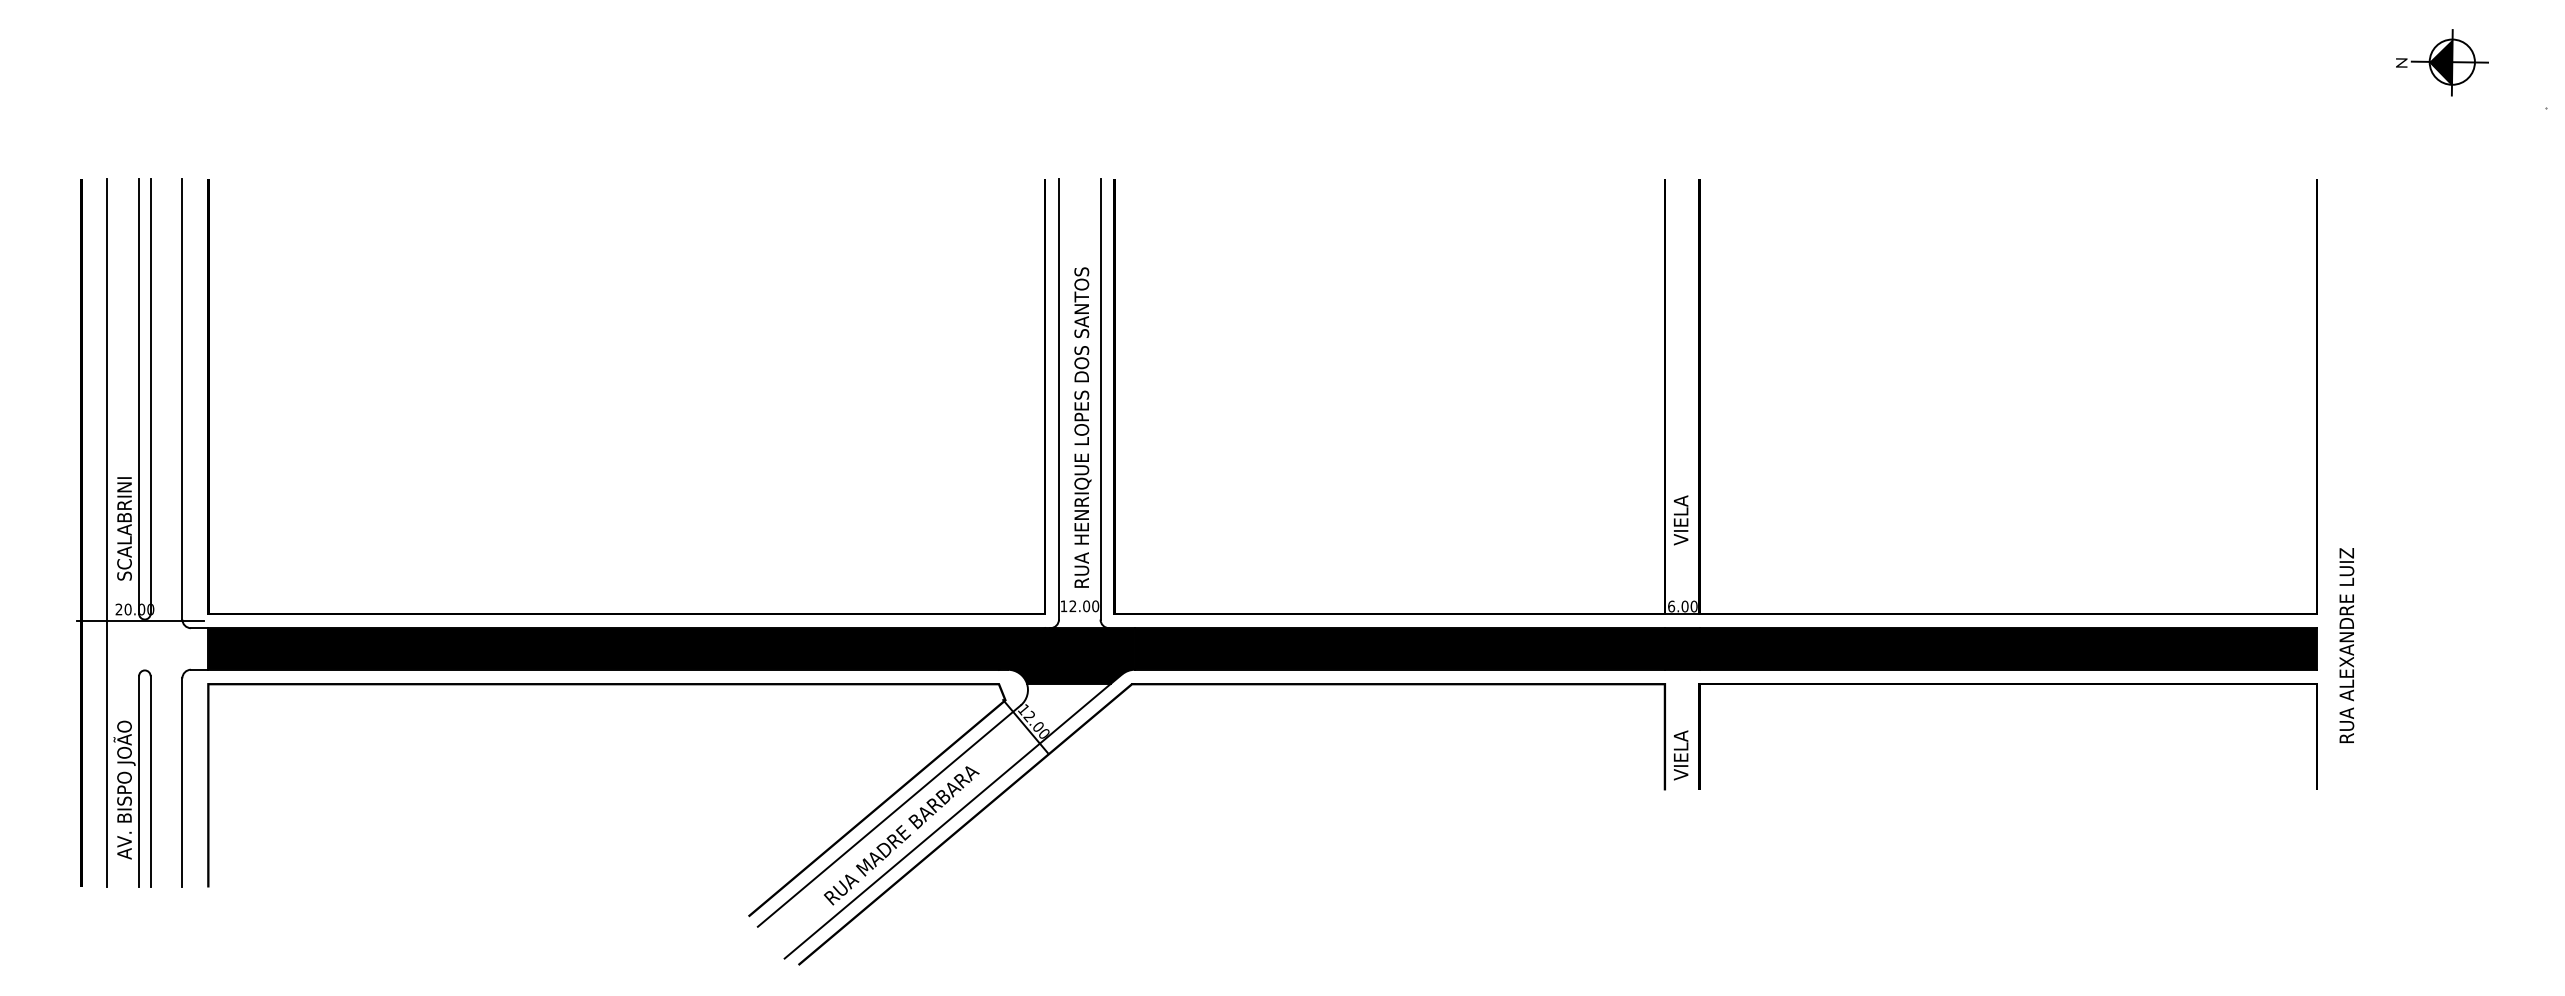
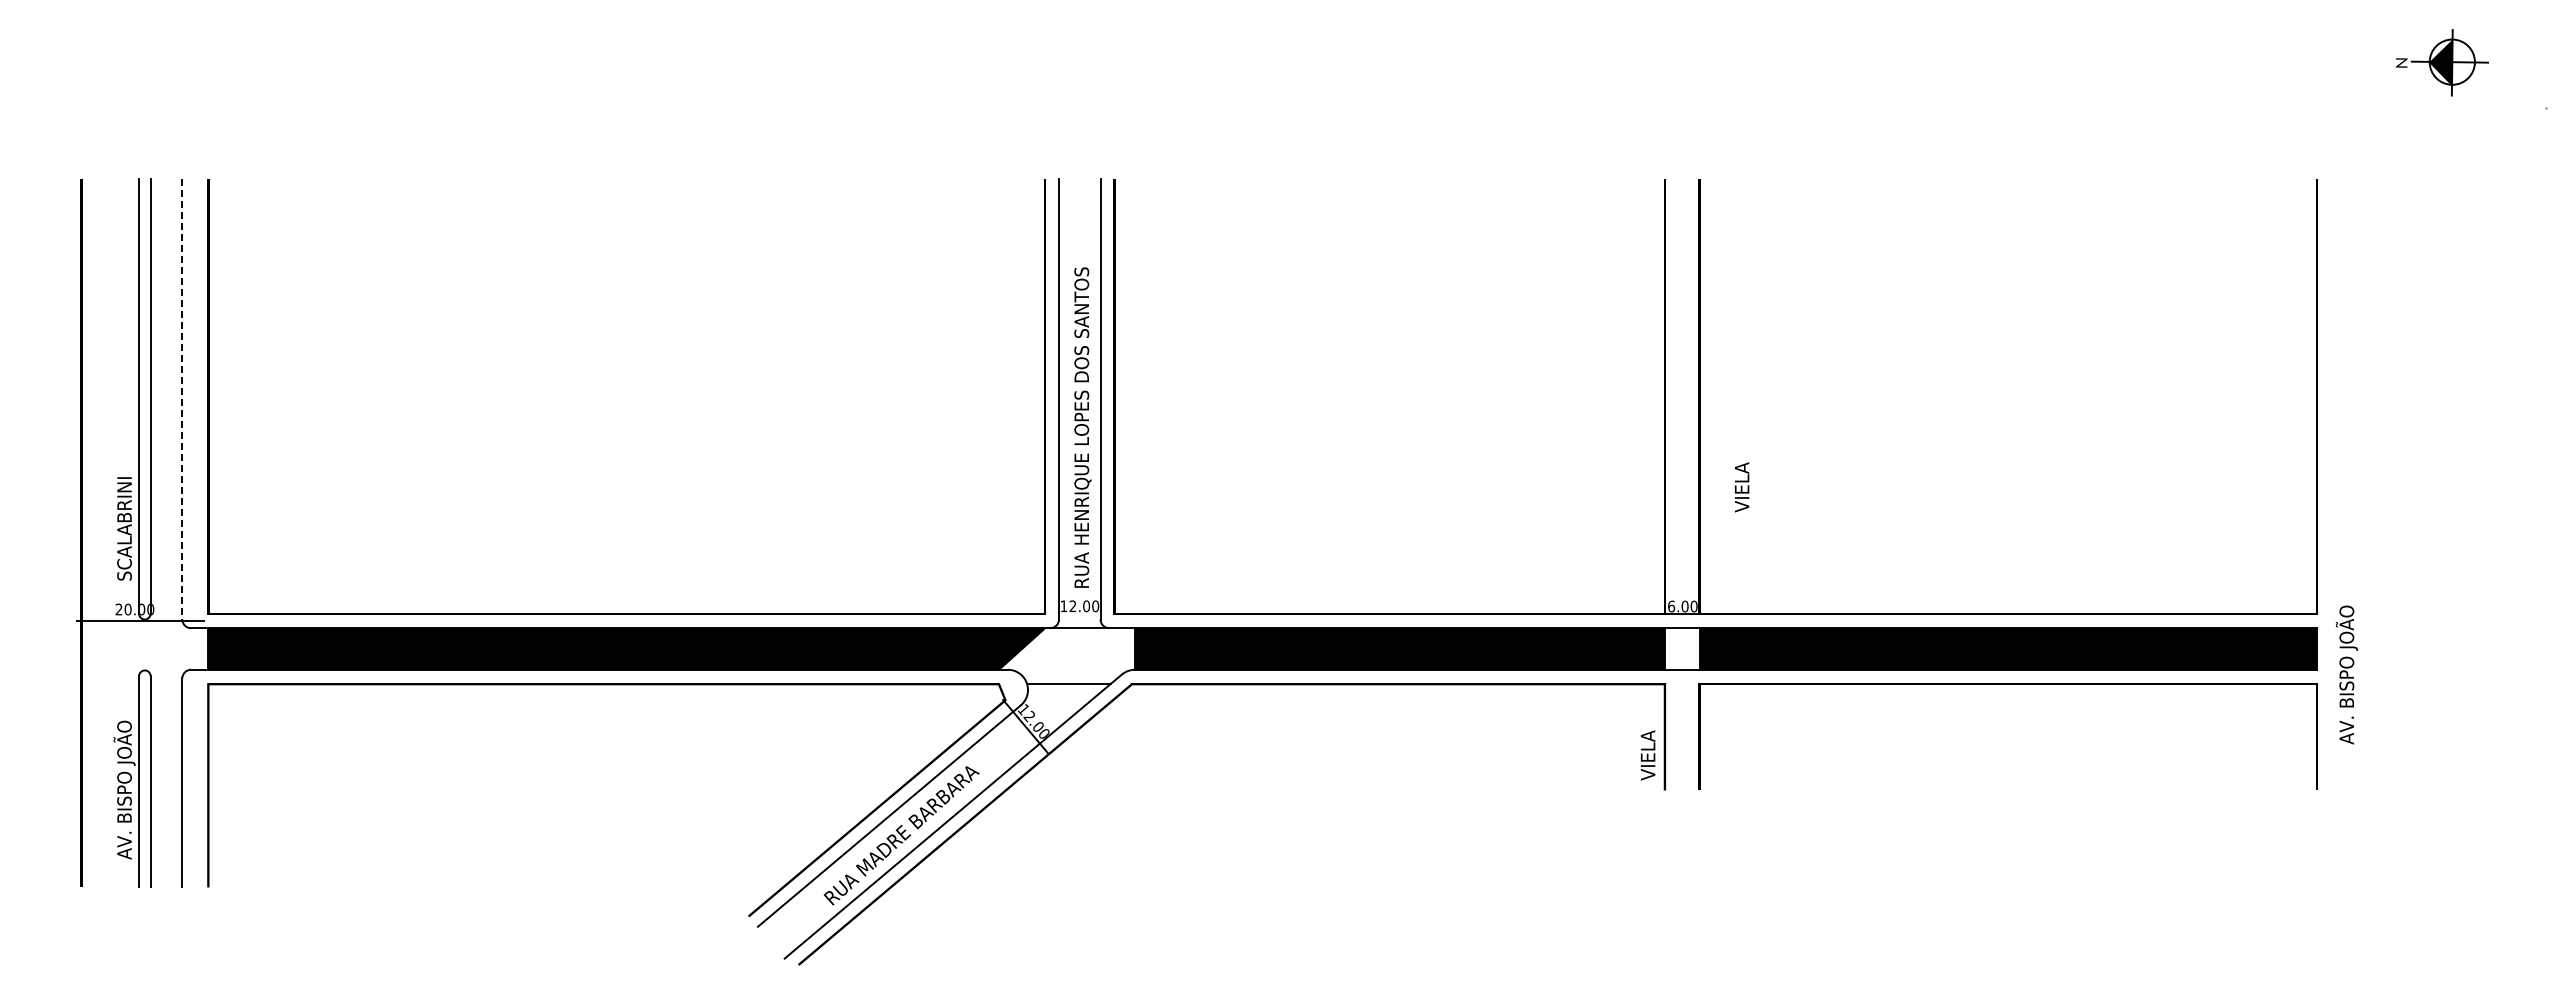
line: solid -> dashed (182, 399)
text position: (1681, 520) -> (1742, 487) (1742, 487)
line: present -> none (107, 532)
text: RUA ALEXANDRE LUIZ -> AV. BISPO JOÃO (2346, 646)
fill: present -> none (1681, 648)
fill: present -> none (1066, 656)
text position: (1681, 755) -> (1648, 755) (1648, 755)
